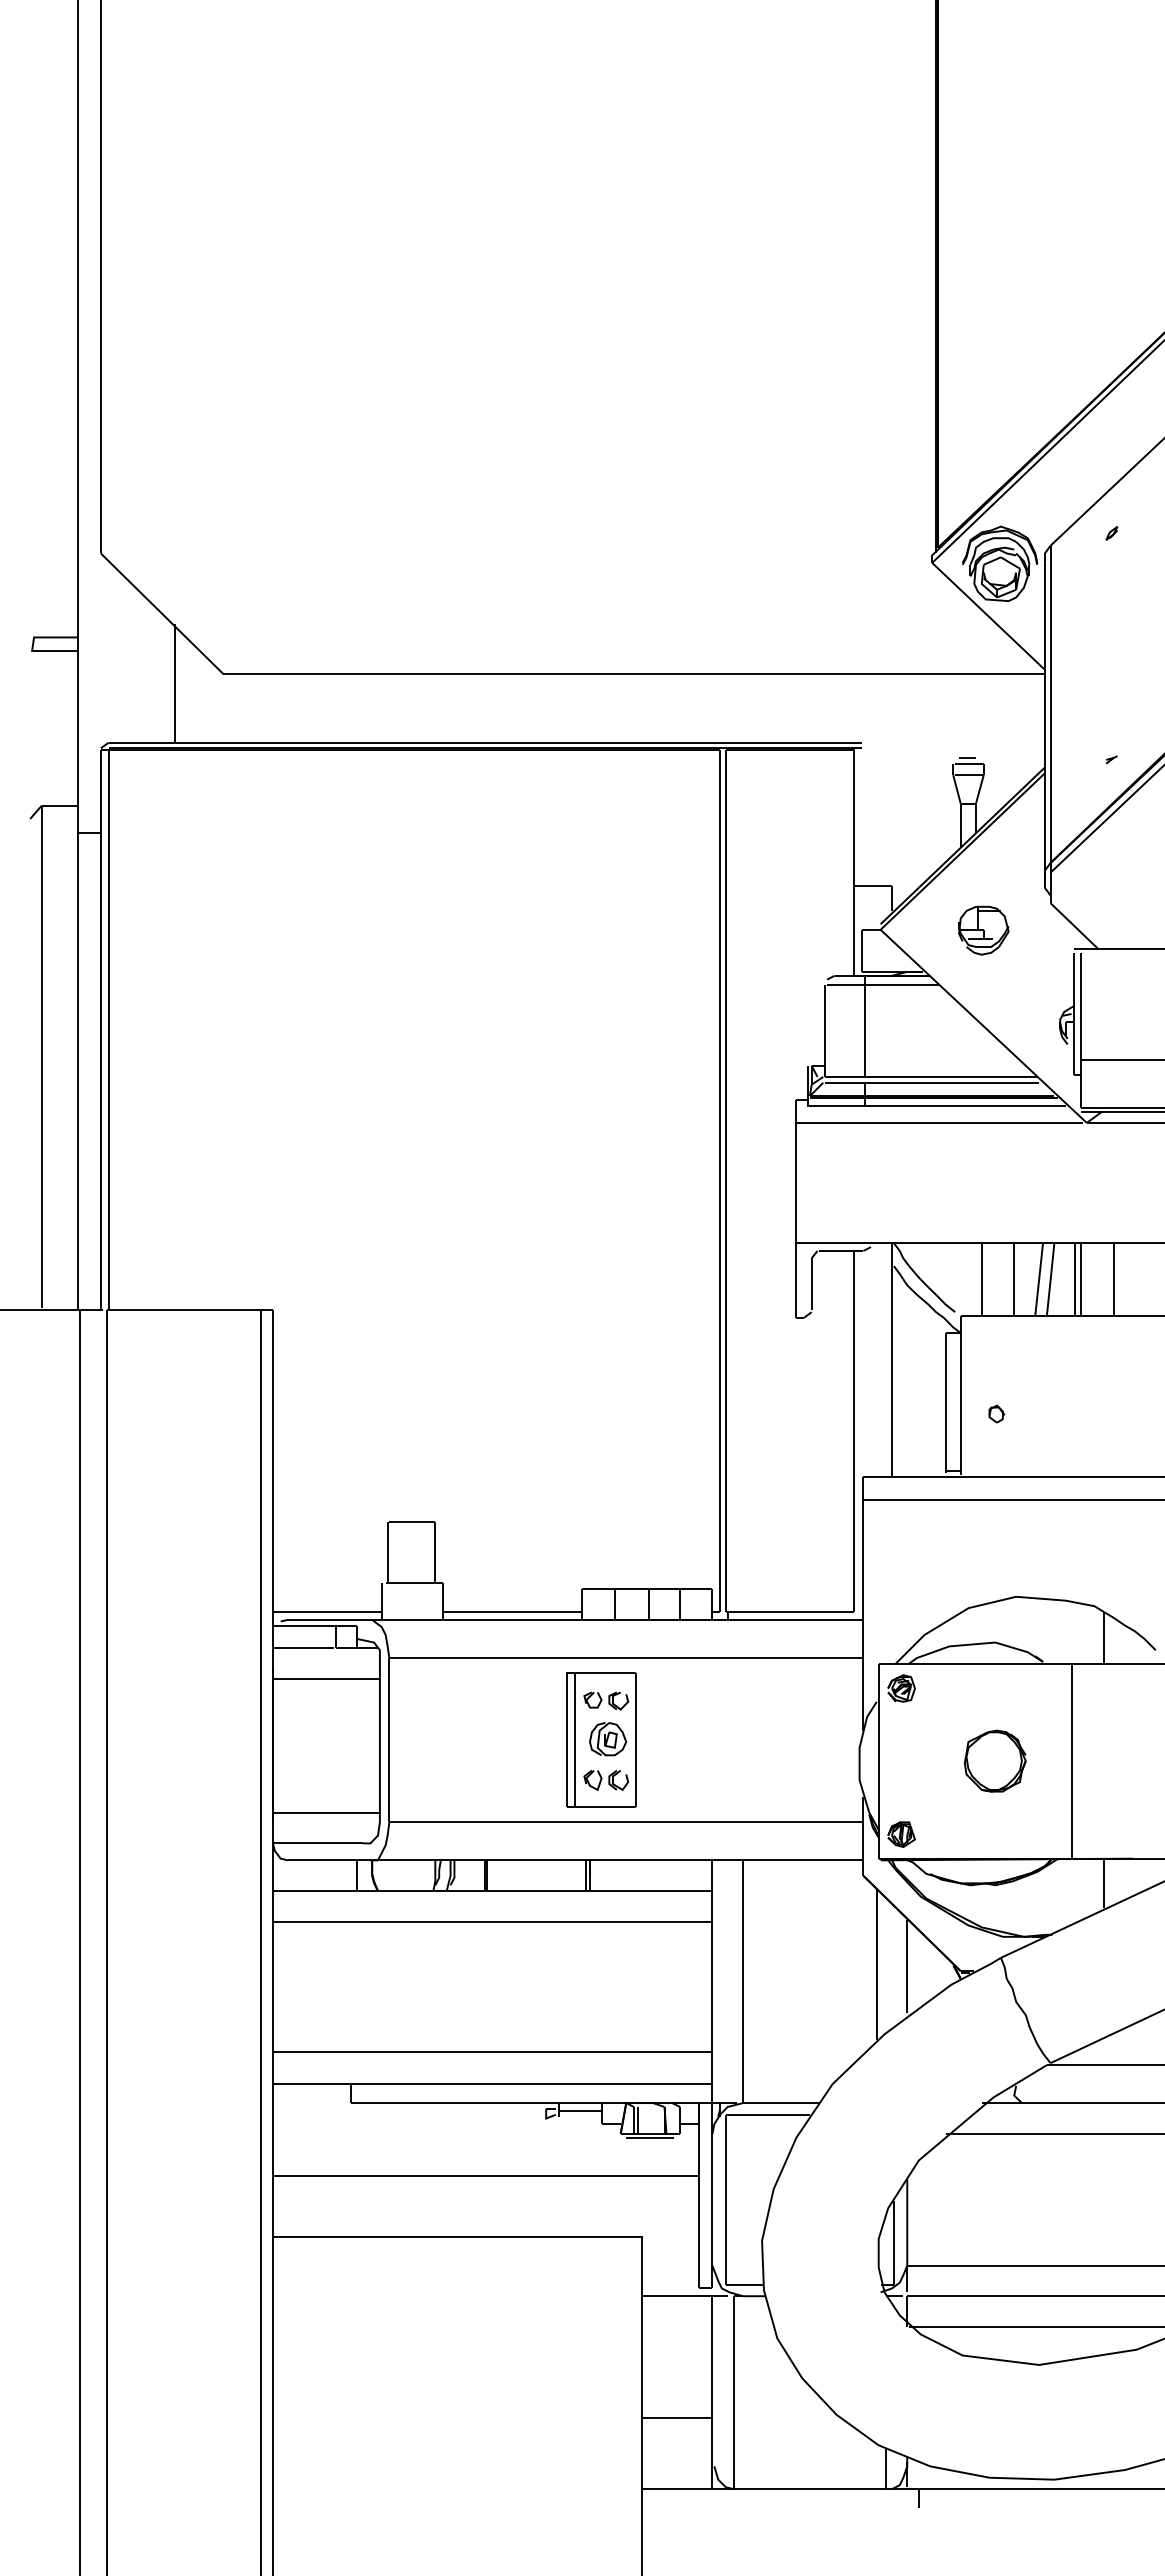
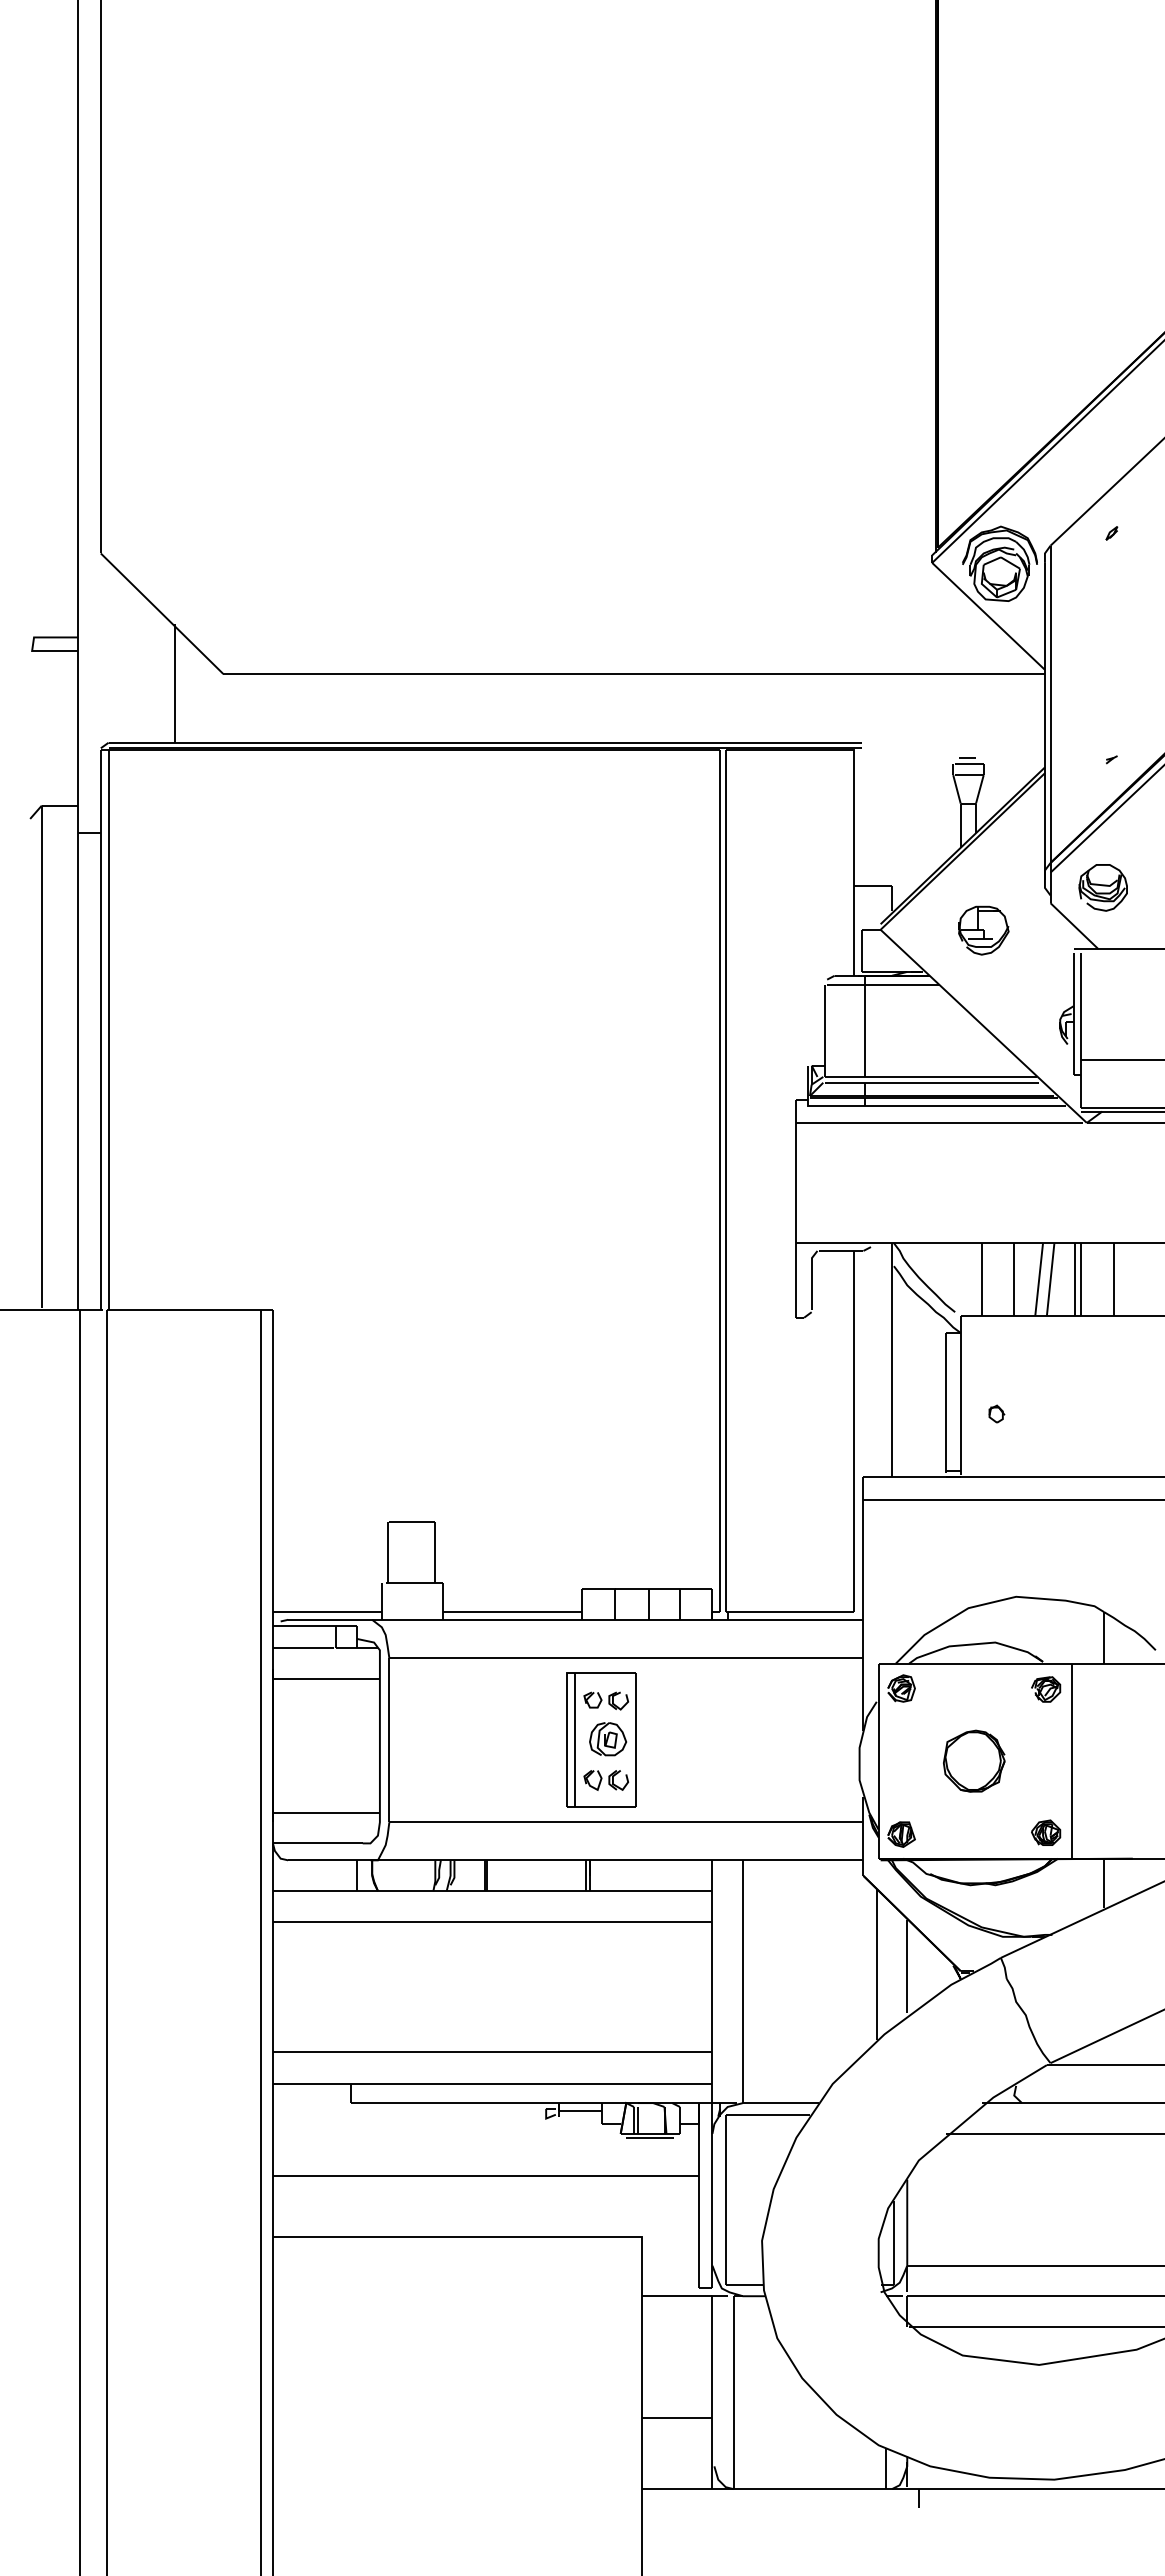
part: none -> present (1102, 887)
part: none -> present (1046, 1689)
part position: (995, 1760) -> (974, 1760) (974, 1760)
part: none -> present (1046, 1832)
